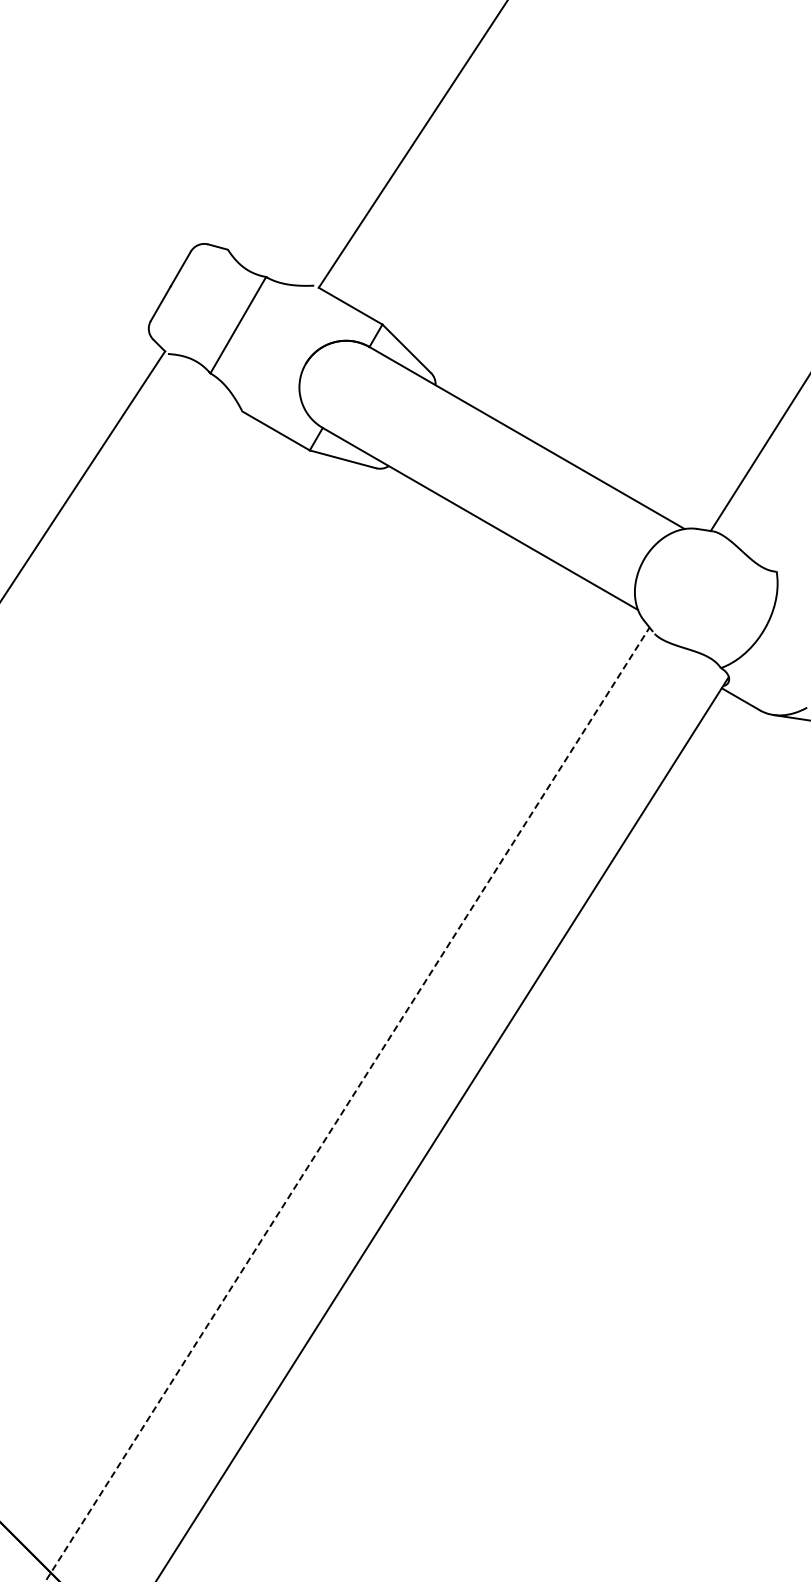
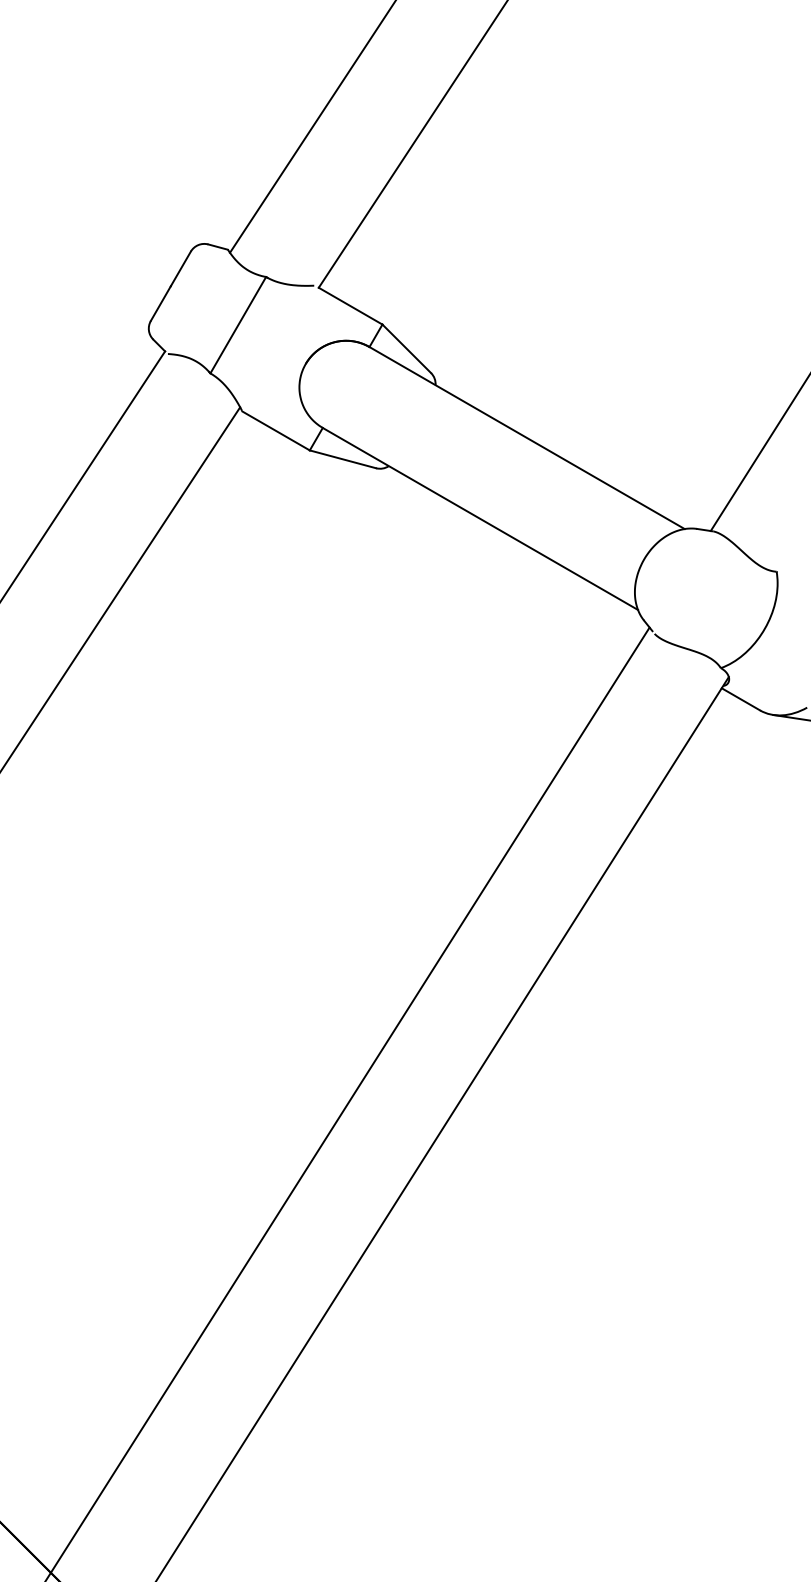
line: none -> present (312, 127)
line: none -> present (121, 588)
line: dashed -> solid (347, 1104)
